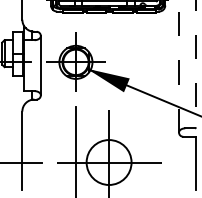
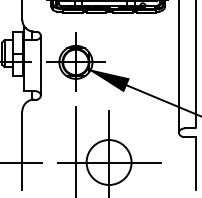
line: dashed -> solid (195, 64)
line: dashed -> solid (179, 66)
